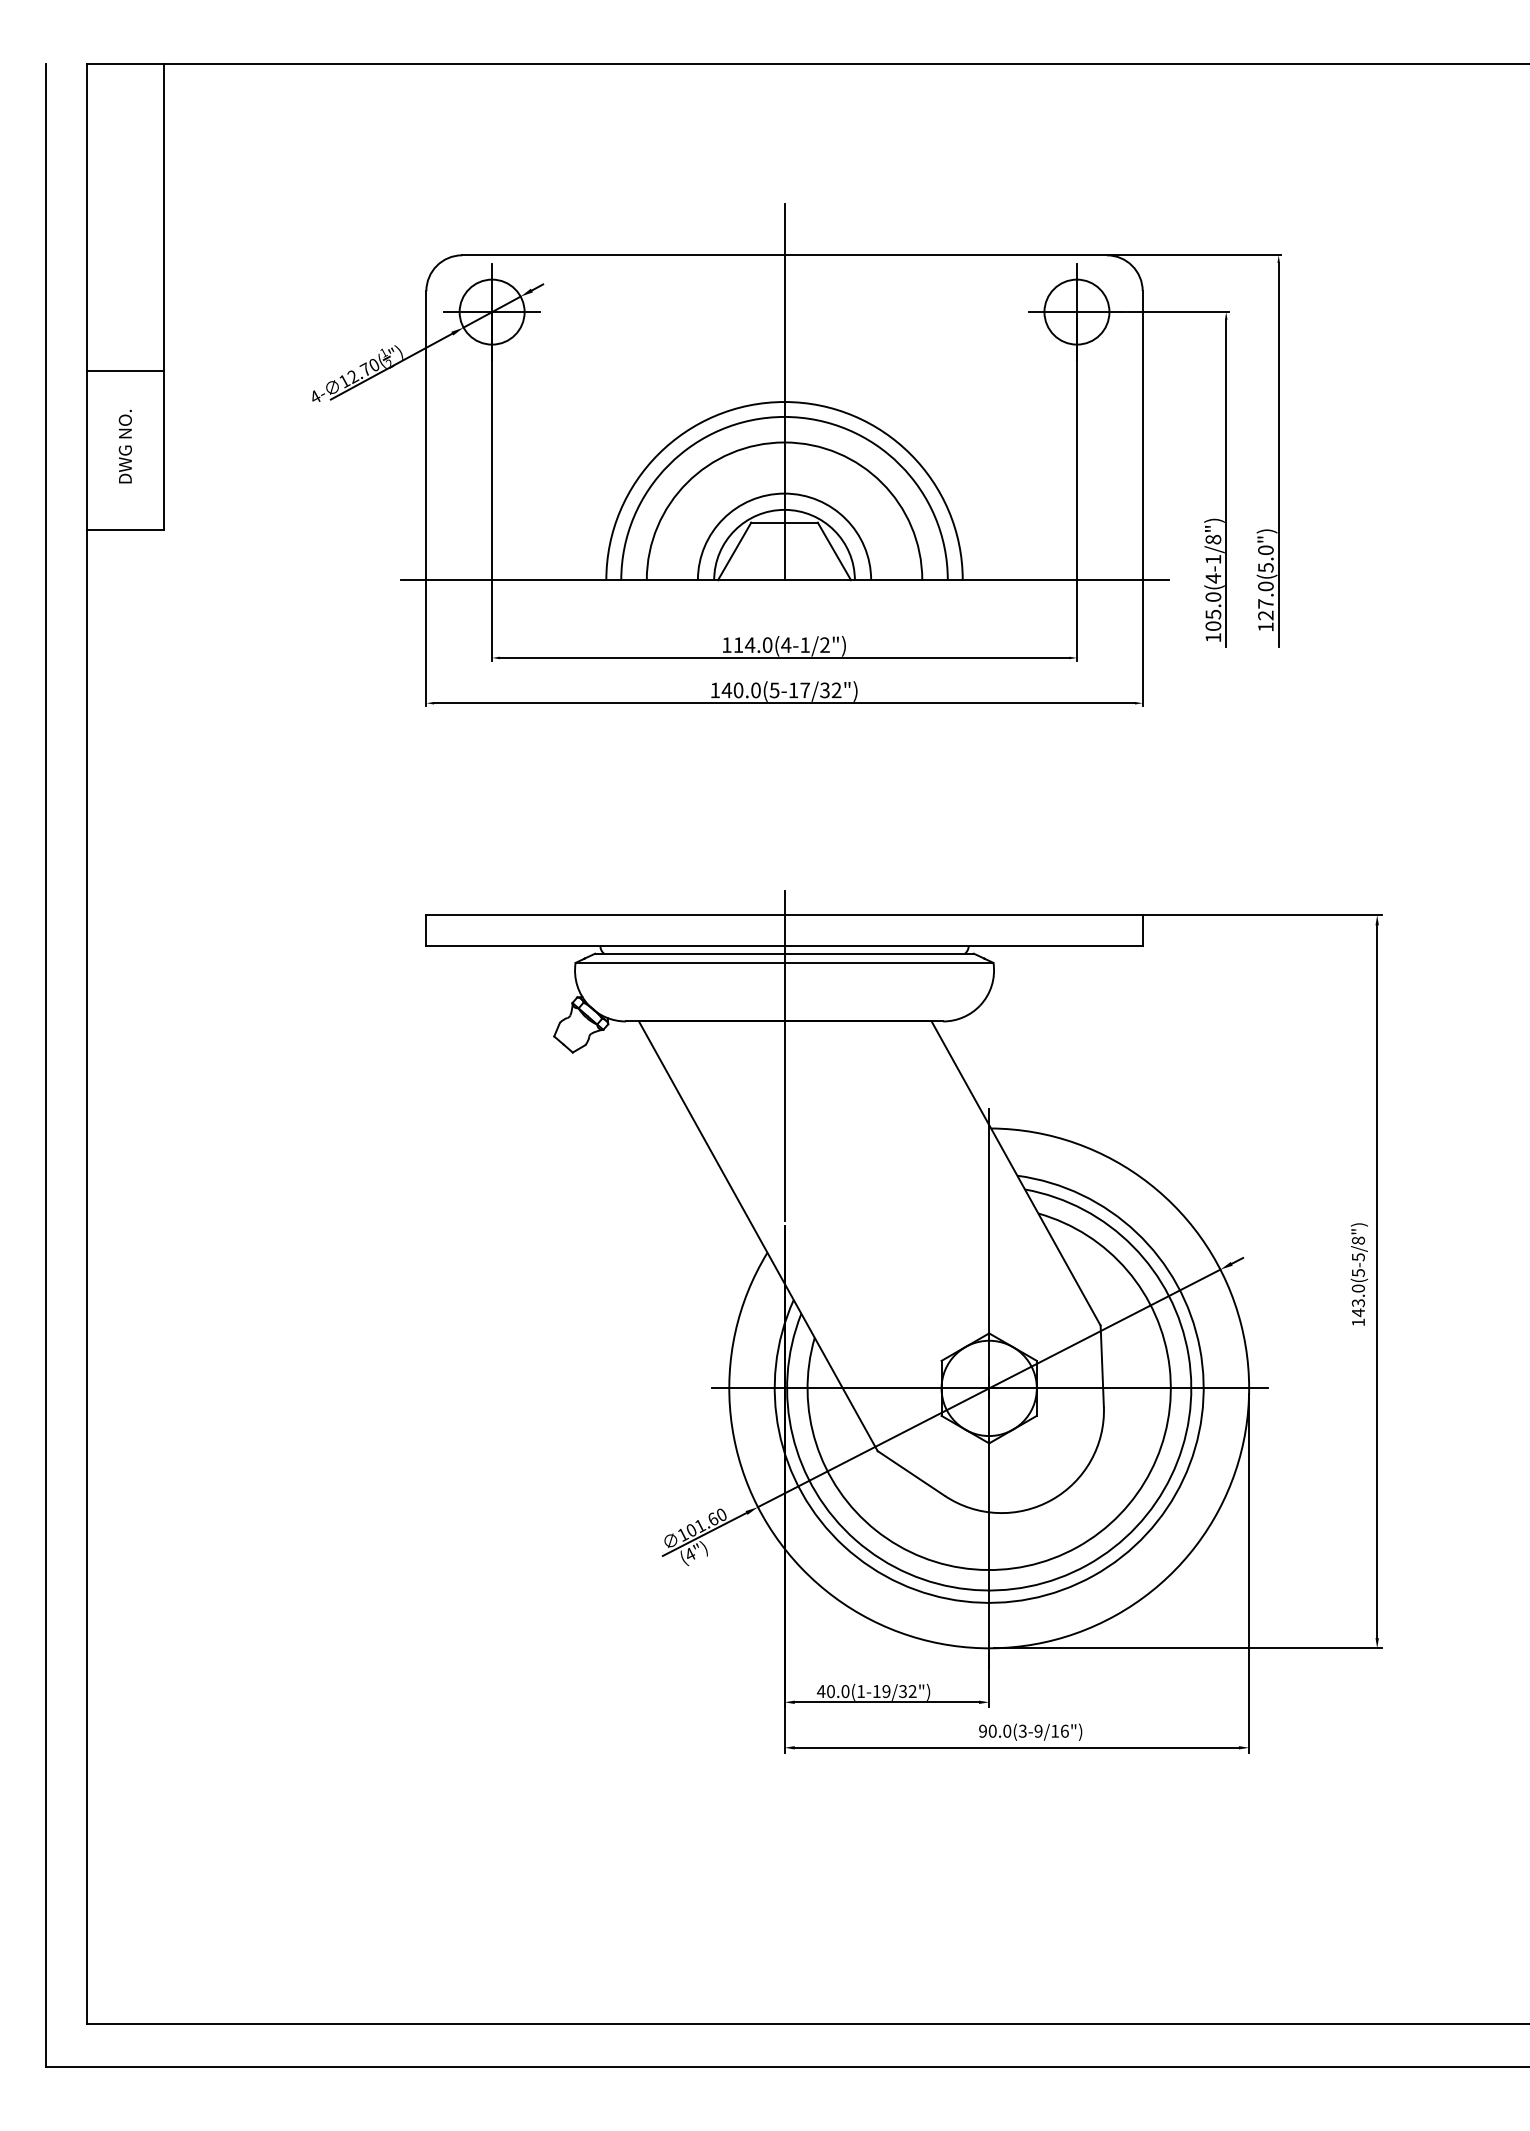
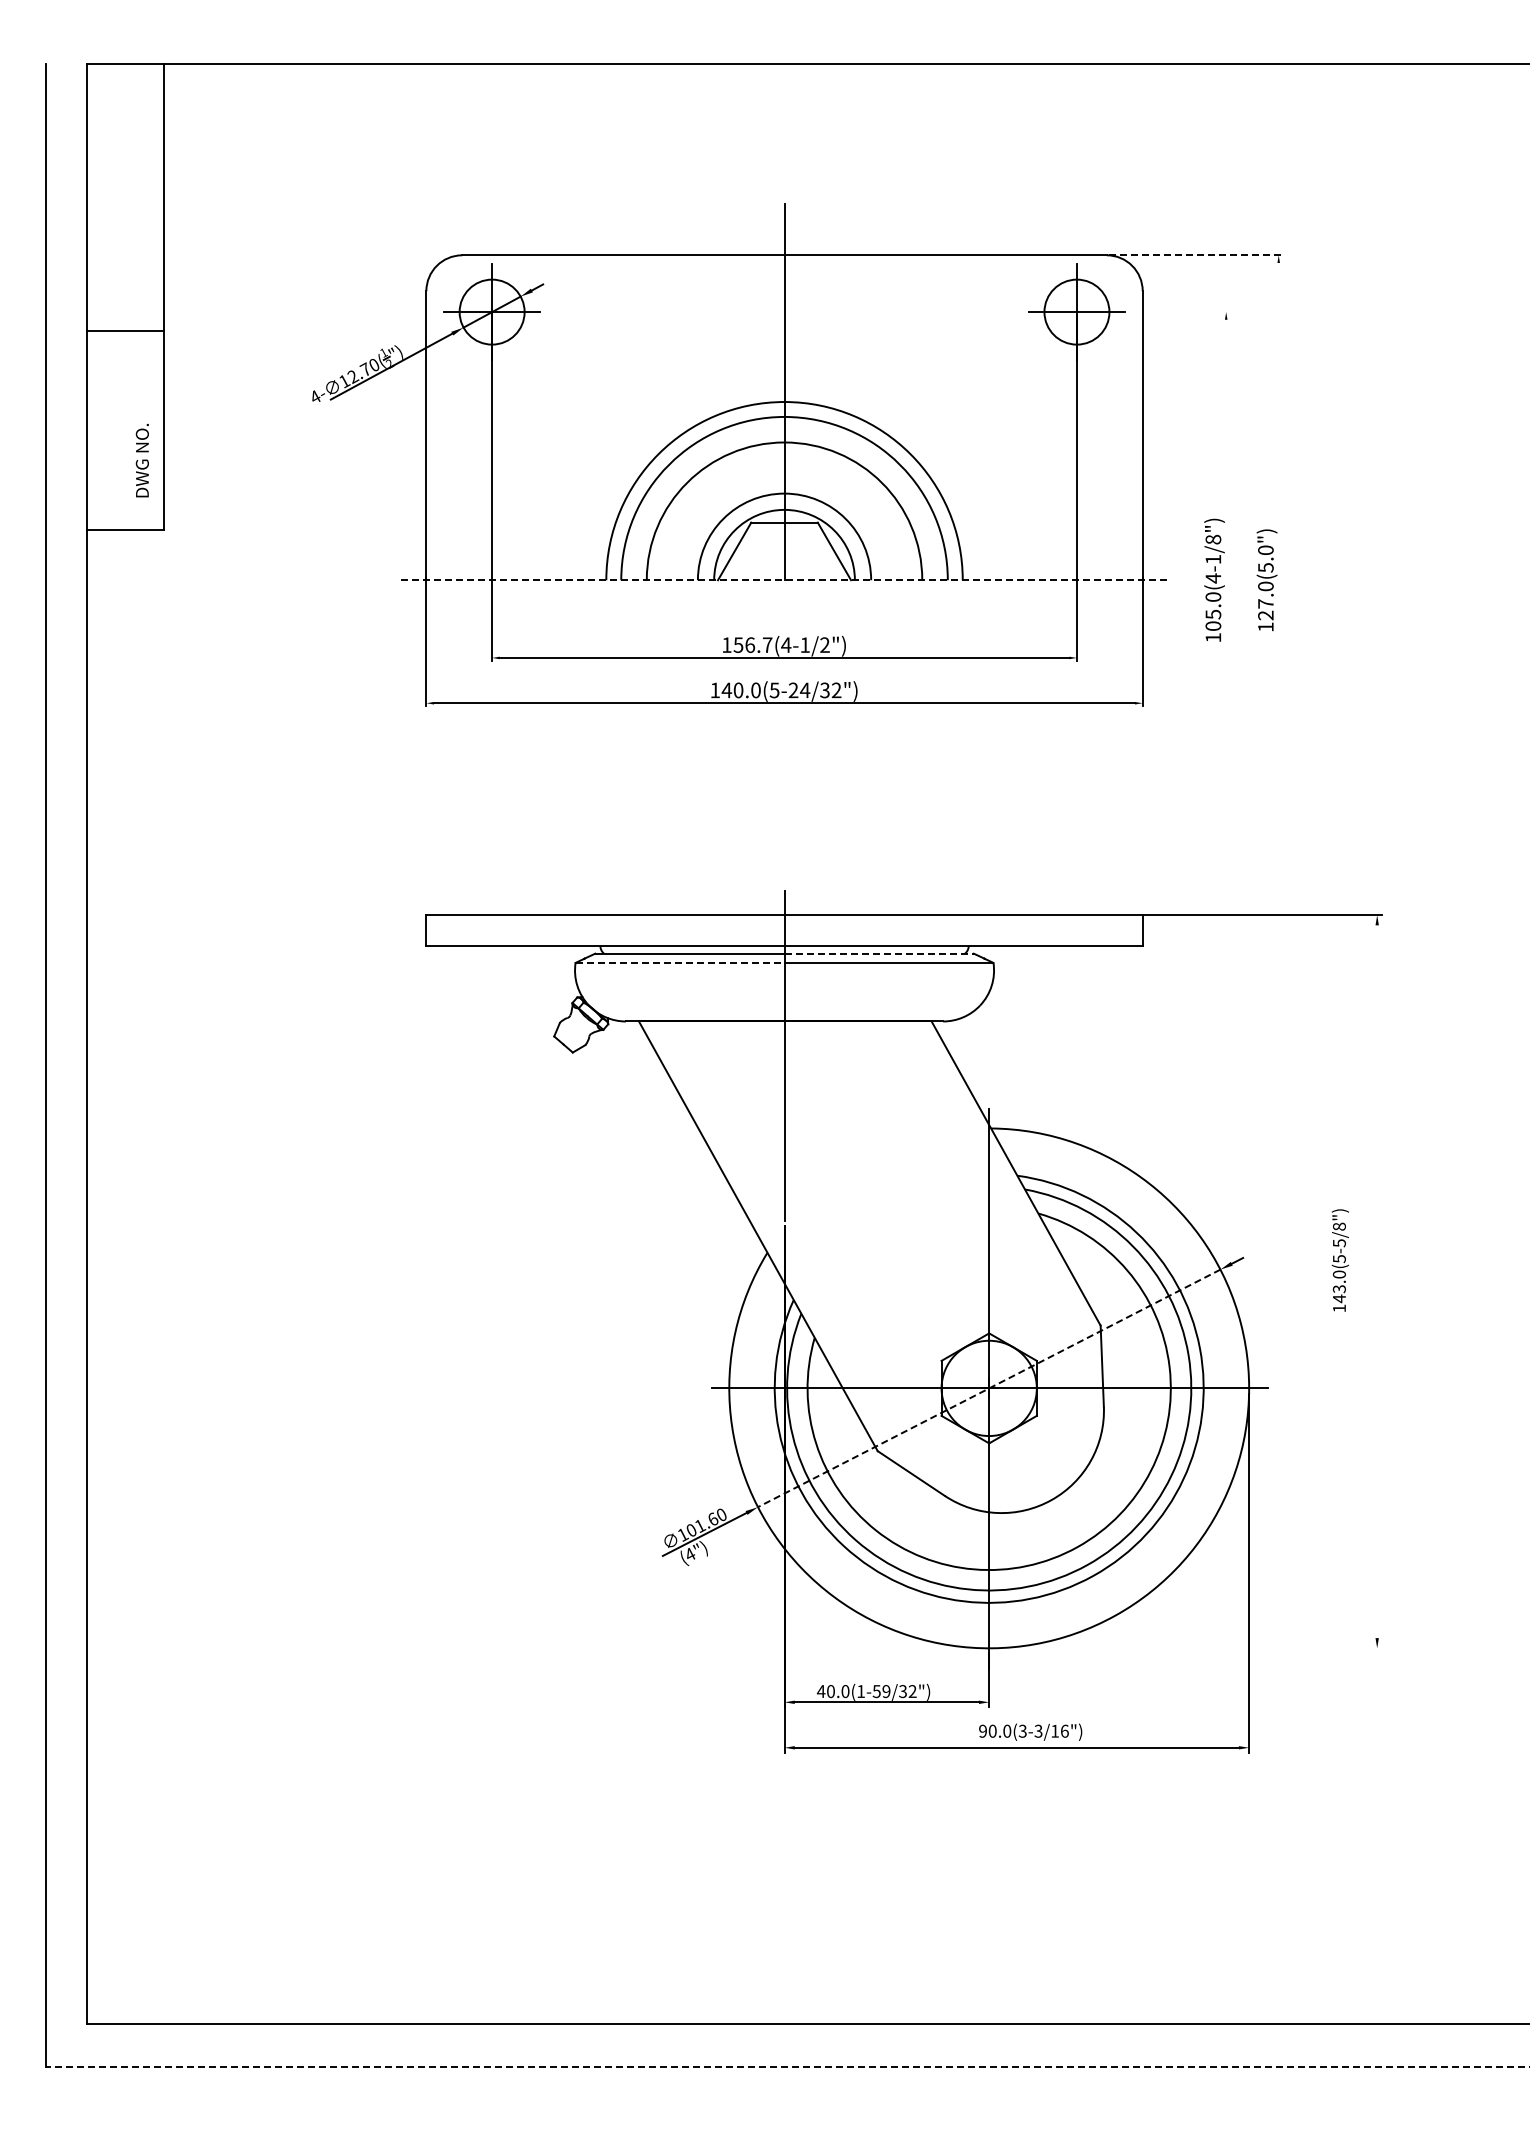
line: solid -> dashed (1195, 255)
line: present -> none (1177, 312)
line position: (125, 370) -> (125, 330) (125, 330)
text position: (124, 446) -> (141, 460) (141, 460)
line: present -> none (1278, 455)
line: present -> none (1226, 483)
line: solid -> dashed (785, 580)
text: 114.0(4-1/2") -> 156.7(4-1/2") (752, 644)
text: 140.0(5-17/32") -> 140.0(5-24/32") (799, 690)
line: solid -> dashed (879, 953)
line: solid -> dashed (680, 962)
text position: (1358, 1274) -> (1339, 1260) (1339, 1260)
line: present -> none (1377, 1281)
line: solid -> dashed (989, 1388)
line: present -> none (1188, 1648)
text: 40.0(1-19/32") -> 40.0(1-59/32") (876, 1691)
text: 90.0(3-9/16 -> 90.0(3-3/16 (1038, 1731)
line: solid -> dashed (788, 2067)
